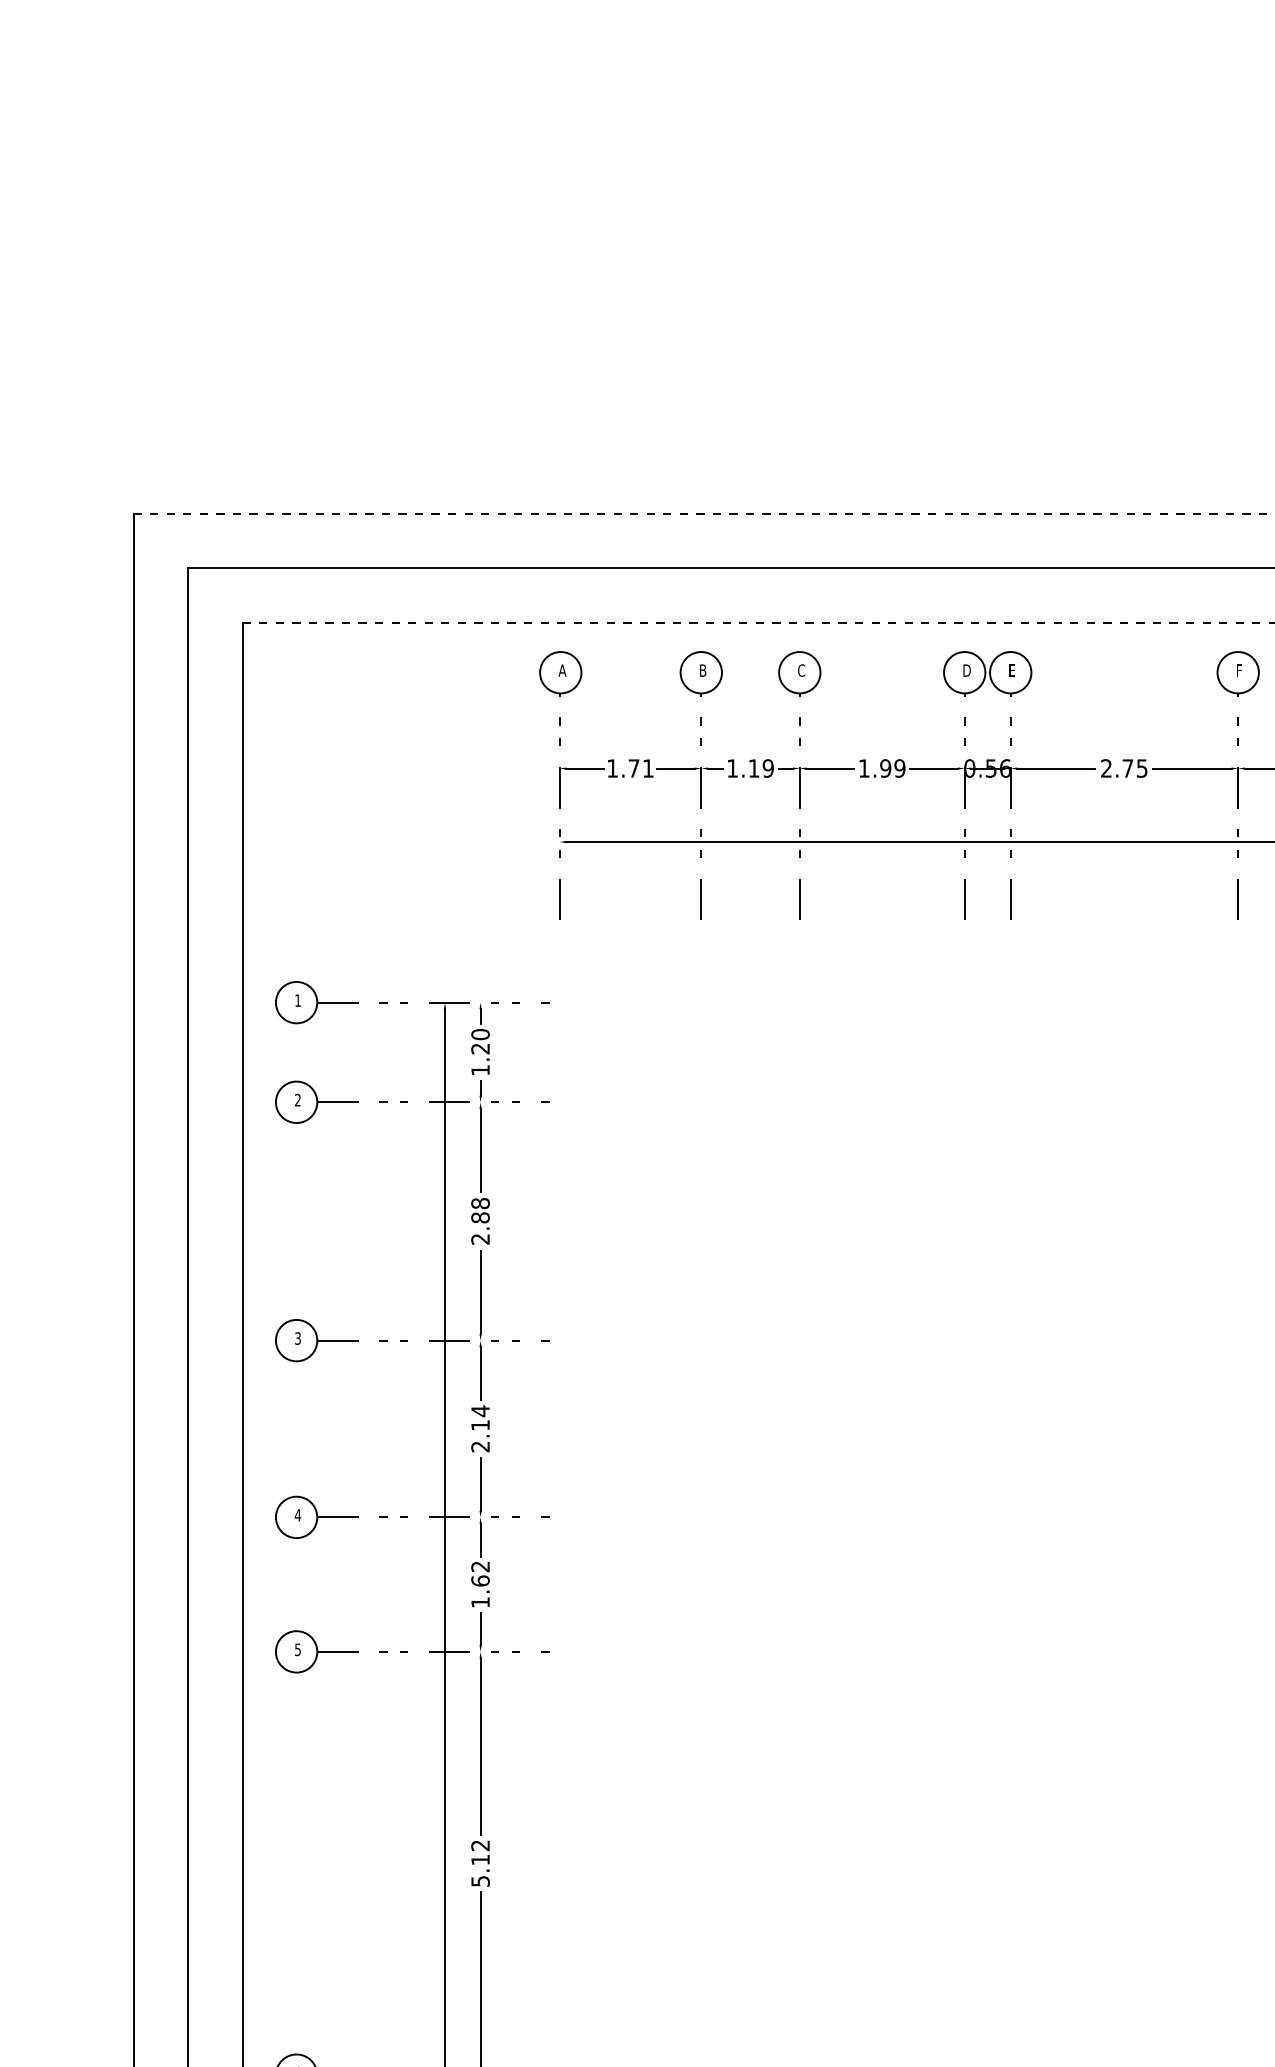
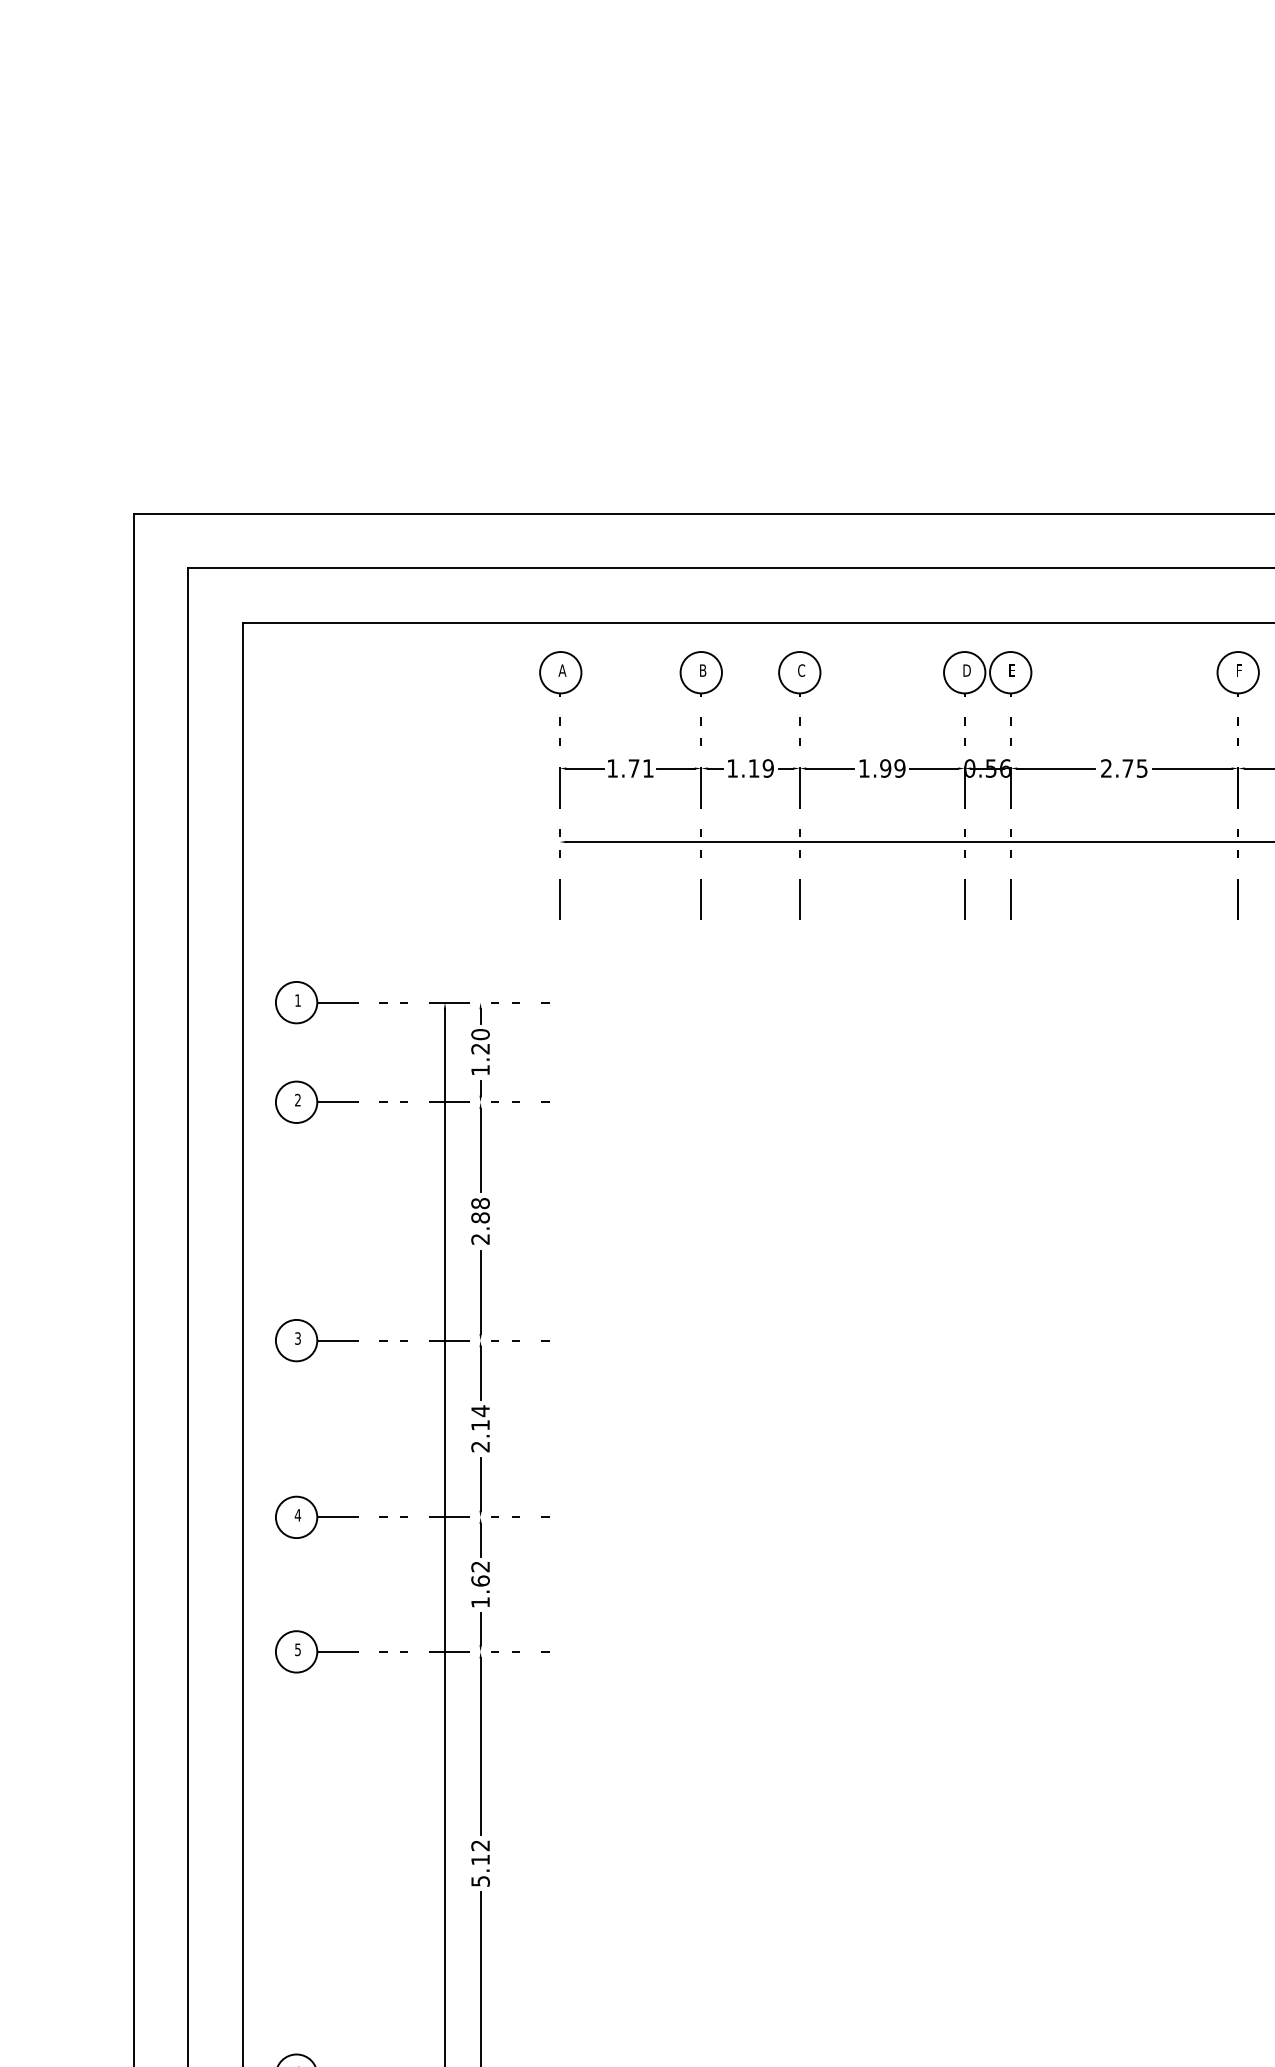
line: dashed -> solid (704, 513)
line: dashed -> solid (758, 622)
